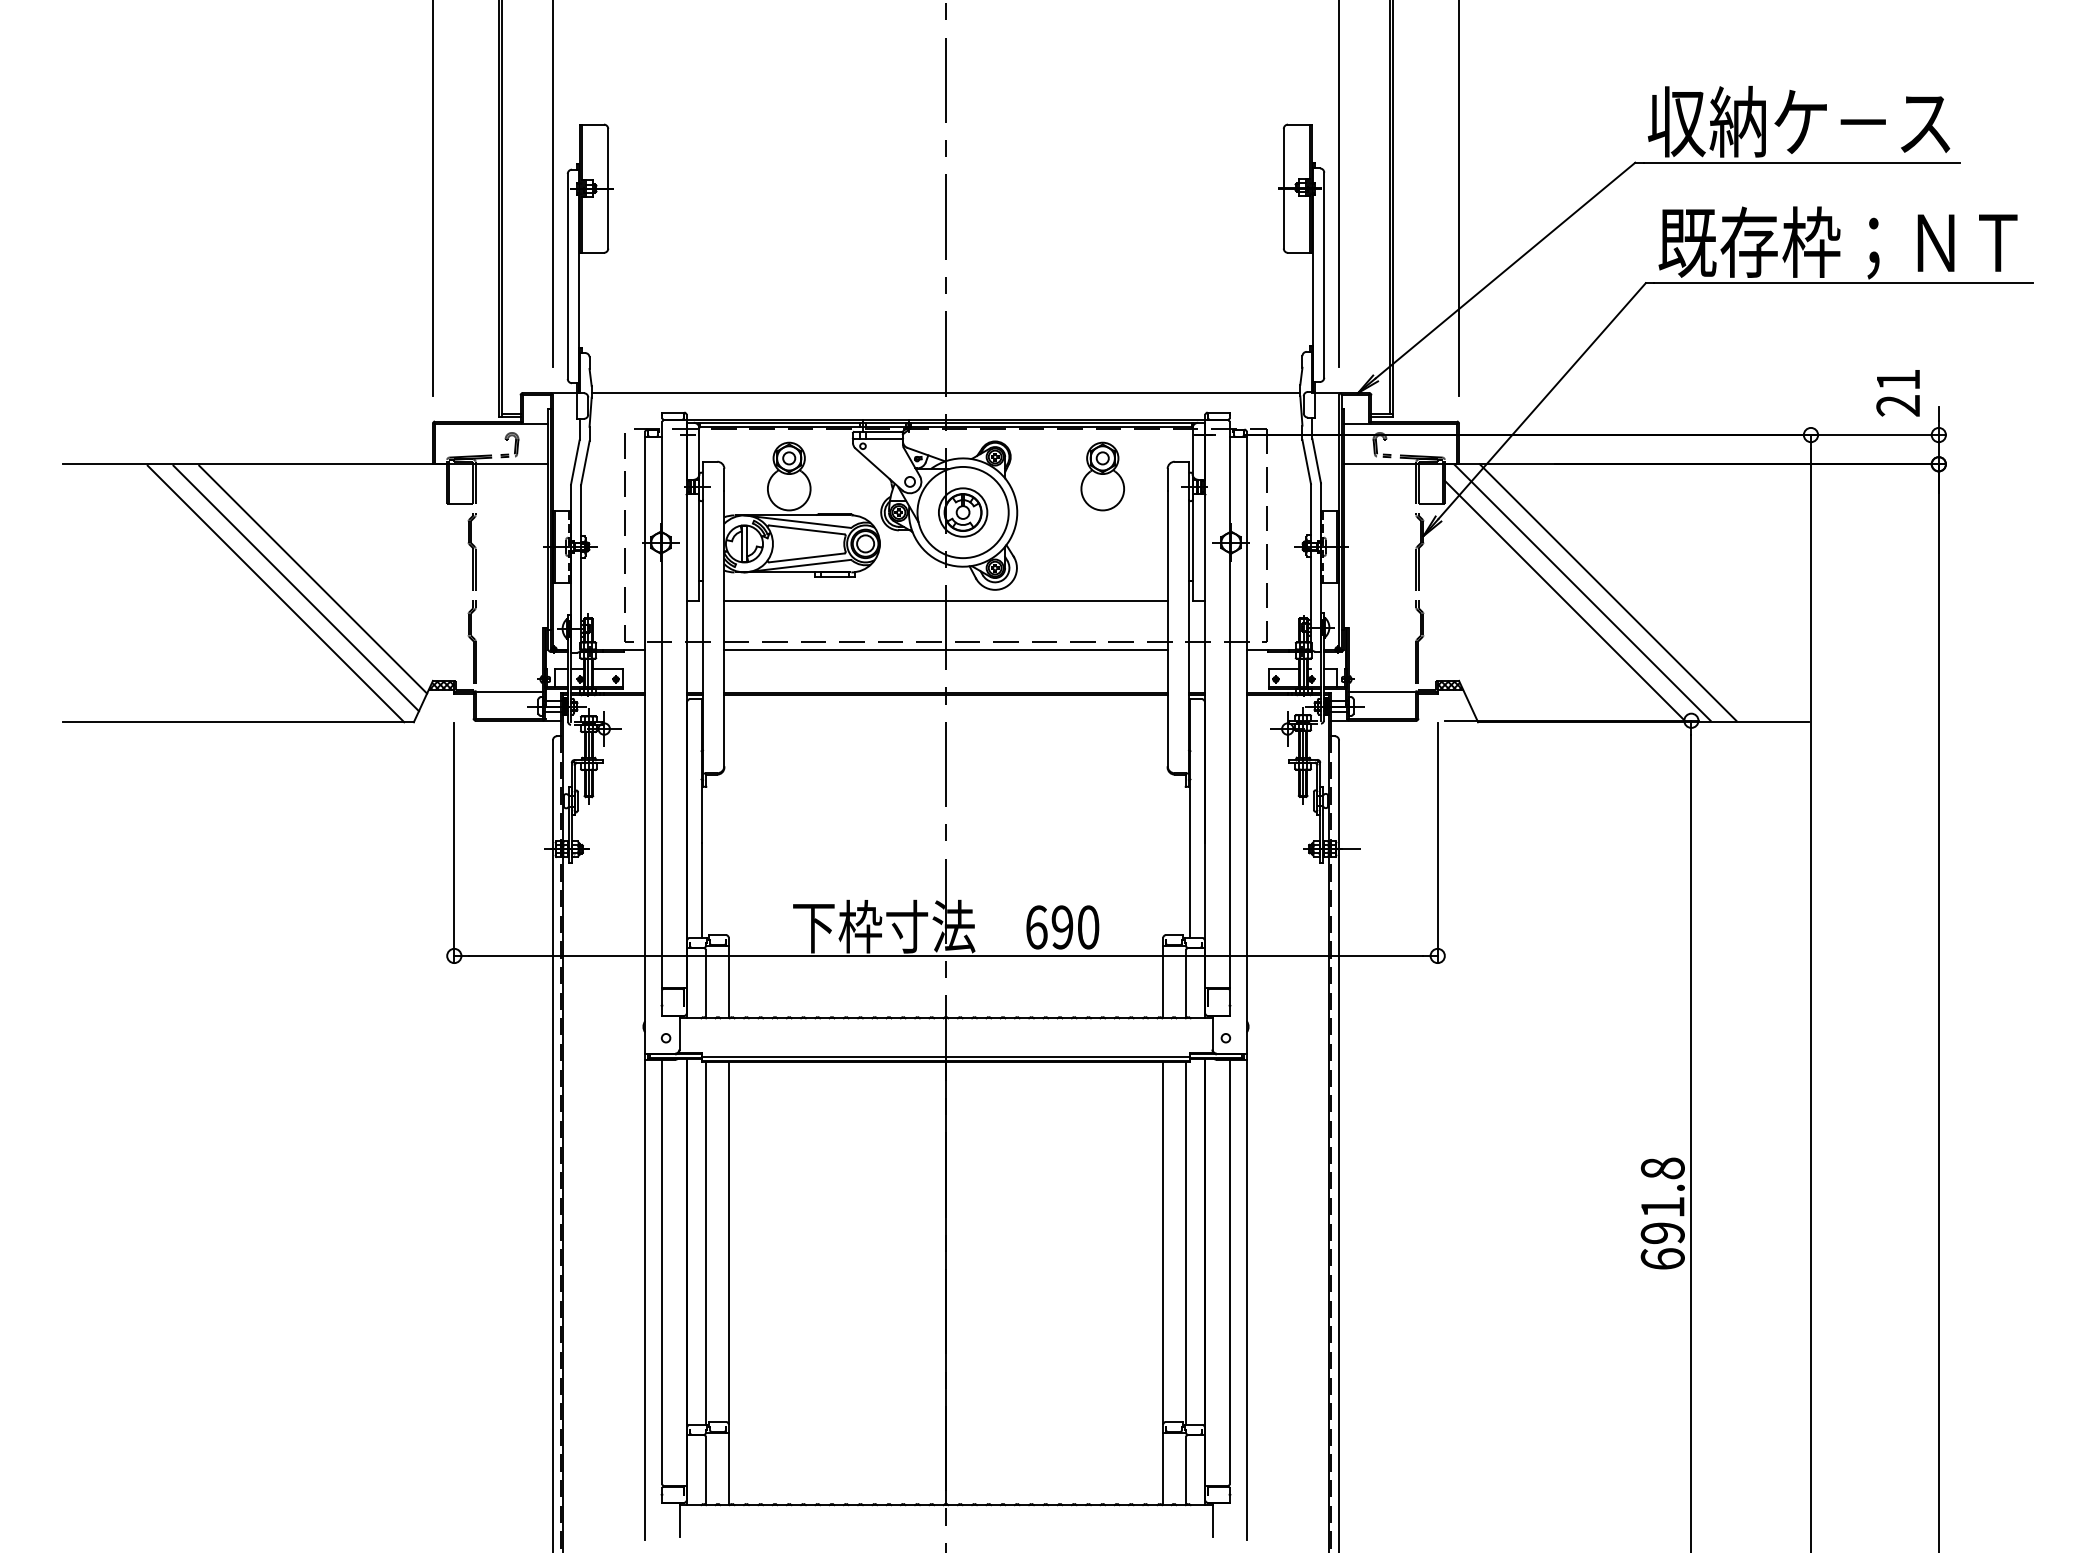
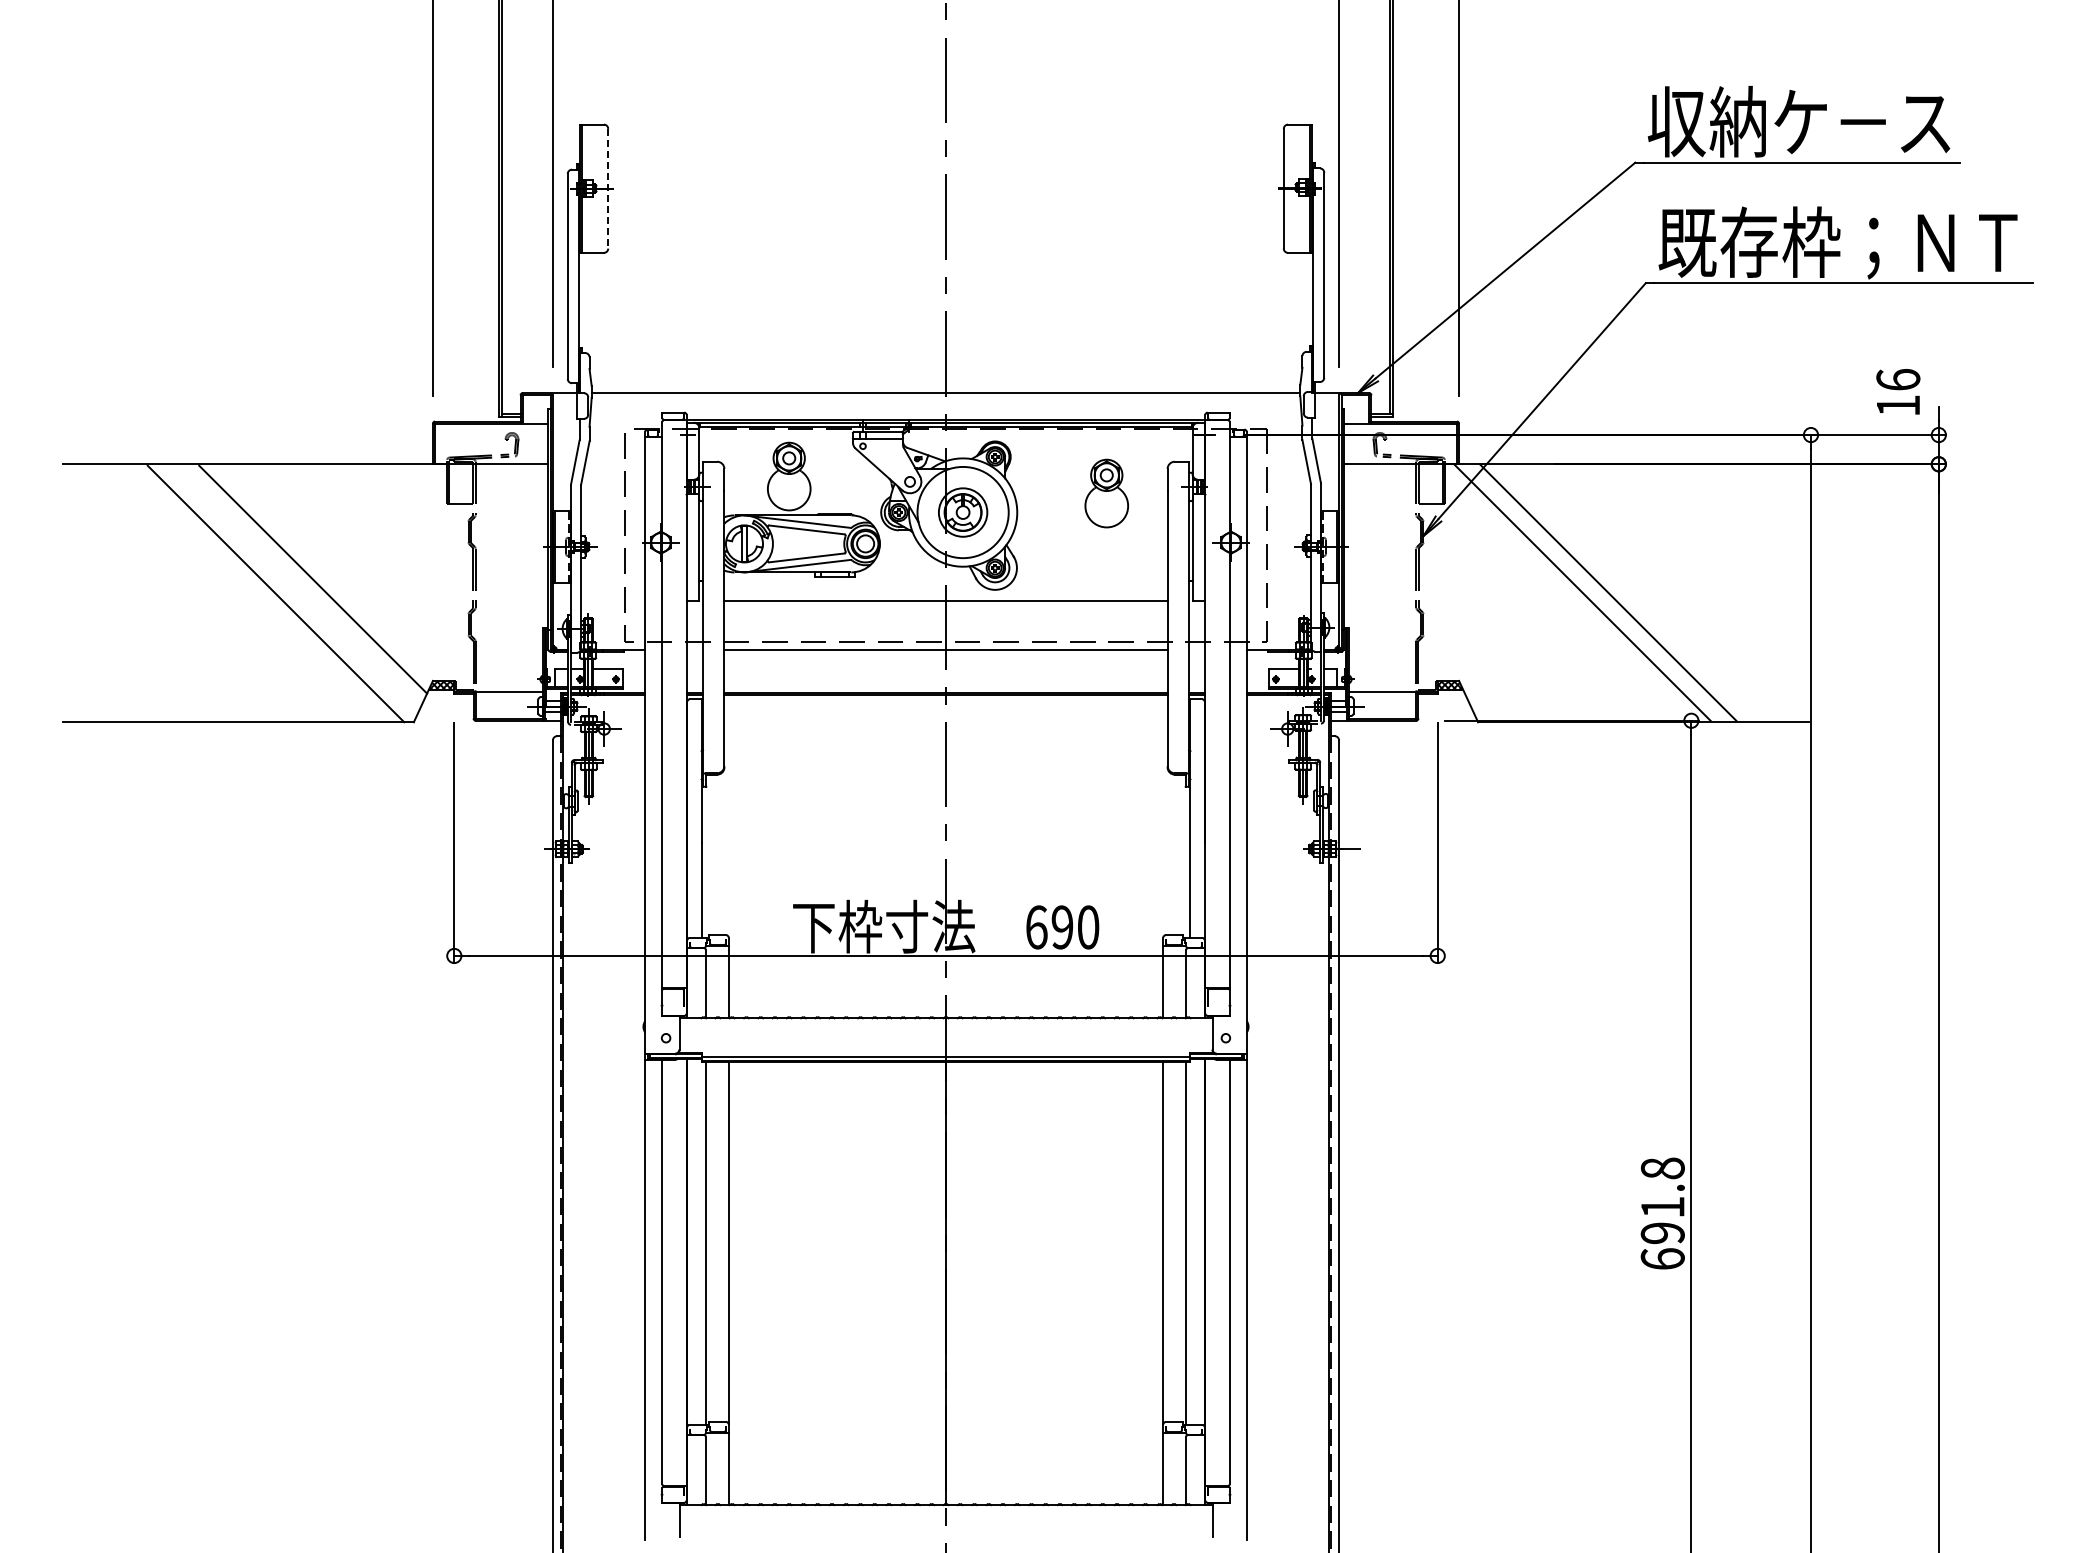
line: solid -> dashed (608, 188)
text: 21 -> 16 (1898, 392)
part position: (1102, 476) -> (1106, 493) (1106, 493)
line: present -> none (295, 588)
line: present -> none (1564, 600)
